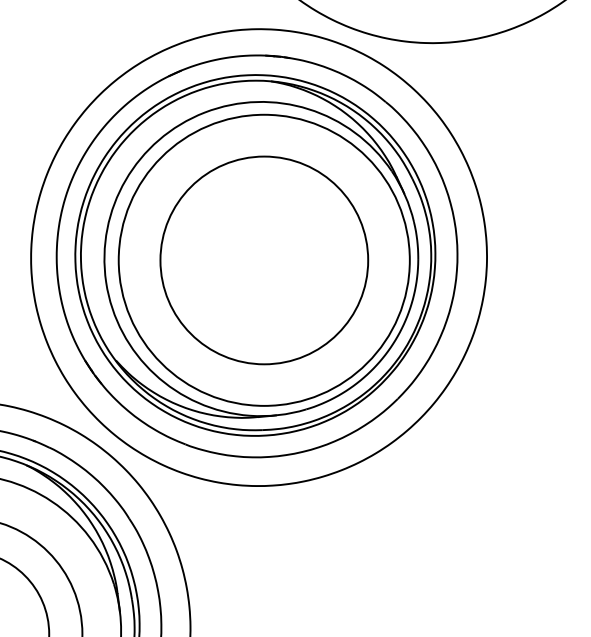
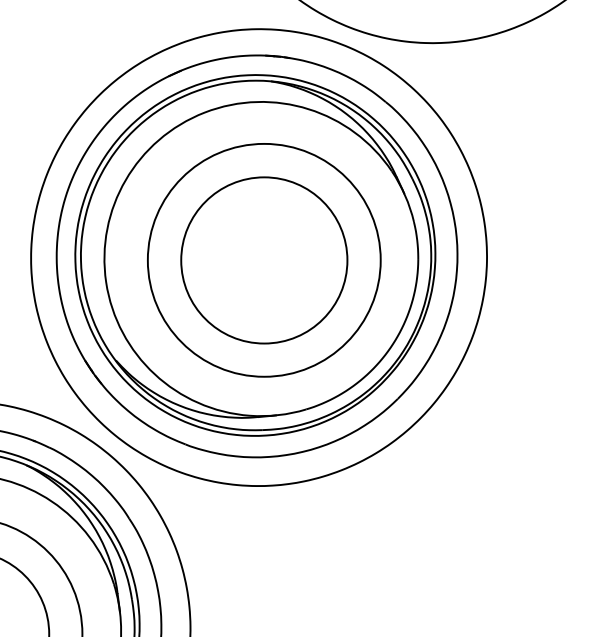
circle diameter: 291 px -> 233 px (263, 259)
circle diameter: 208 px -> 166 px (264, 260)
